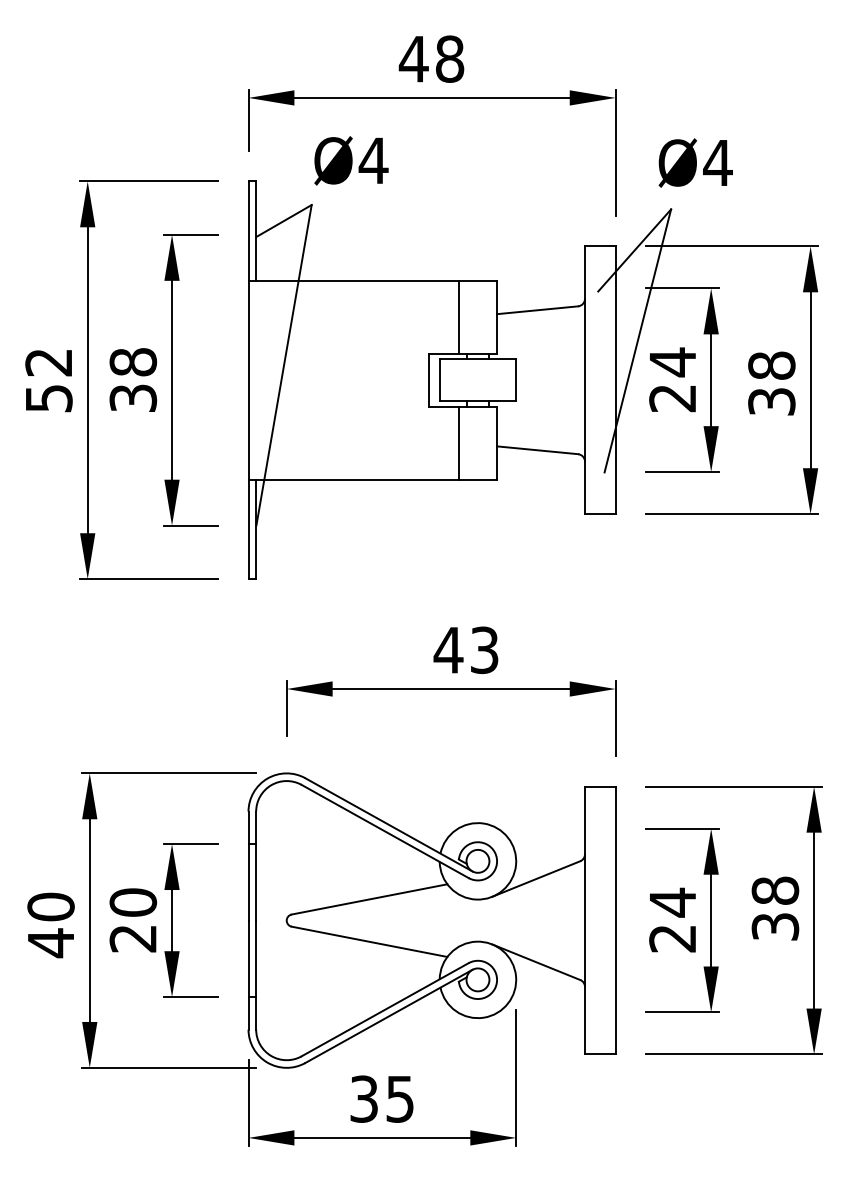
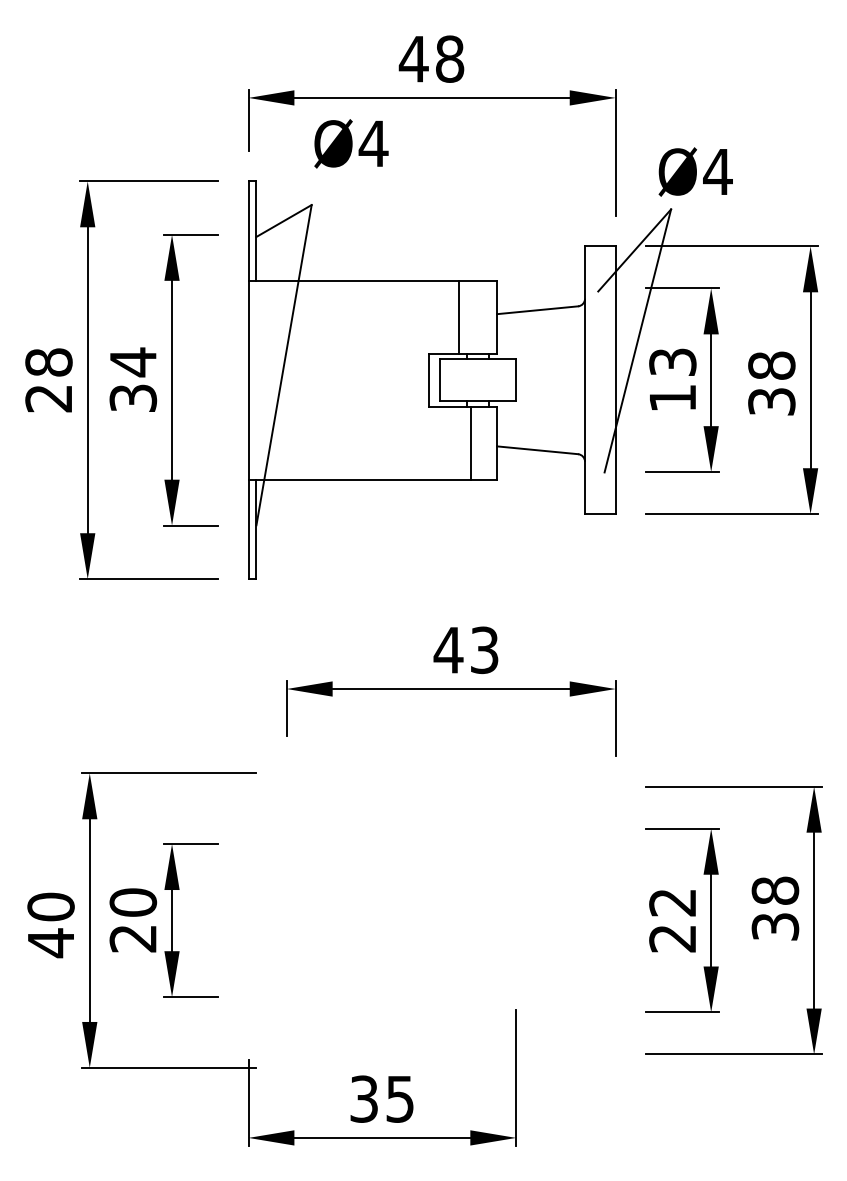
text position: (351, 160) -> (351, 143) (351, 143)
text position: (695, 162) -> (695, 171) (695, 171)
text: 38 -> 34 (133, 362)
text: 24 -> 13 (672, 379)
text: 52 -> 28 (48, 380)
line position: (458, 443) -> (470, 443) (470, 443)
text: 24 -> 22 (672, 902)
part: present -> none (431, 920)
